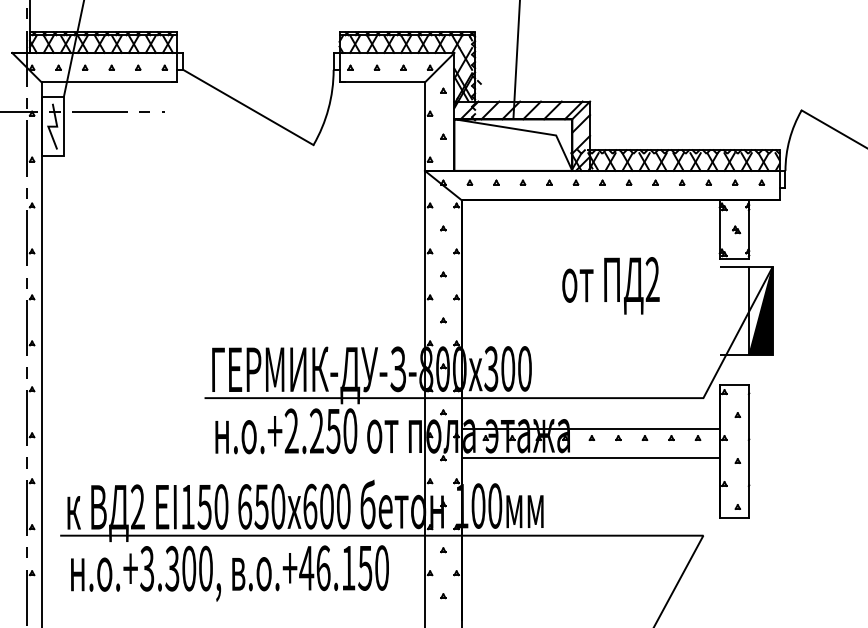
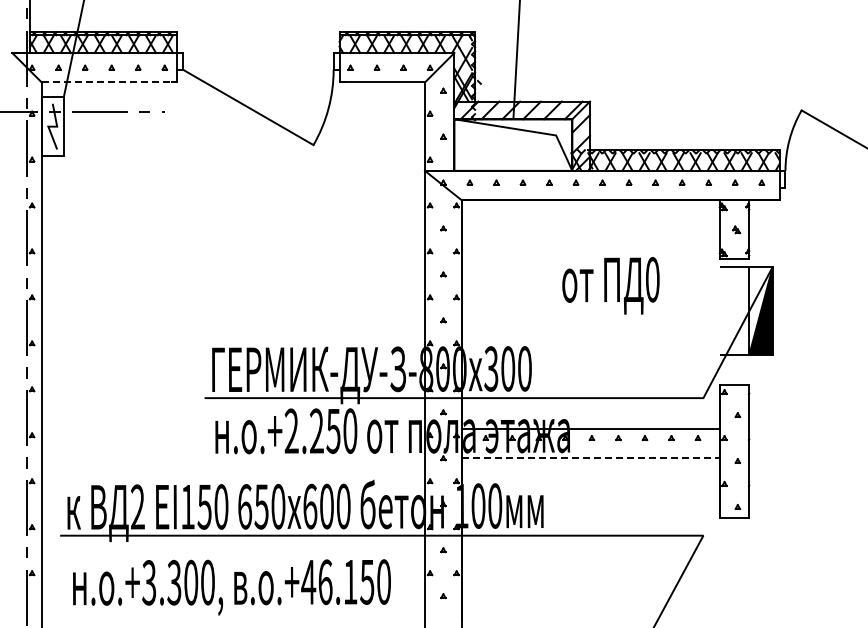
line: solid -> dashed (109, 82)
text: 2 -> 0 (652, 279)
line: solid -> dashed (590, 458)
text position: (229, 573) -> (231, 587) (231, 587)
